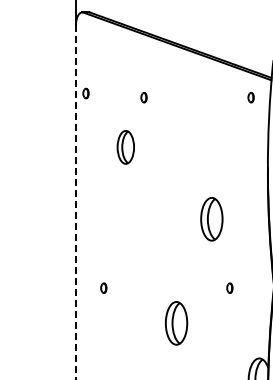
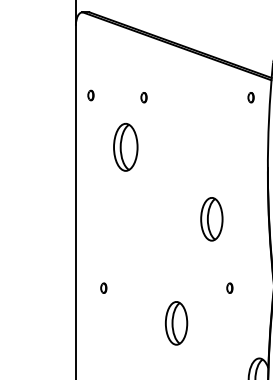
part position: (85, 93) -> (90, 95) (90, 95)
part size: 19x35 px -> 26x49 px (125, 147)
line: dashed -> solid (75, 202)
